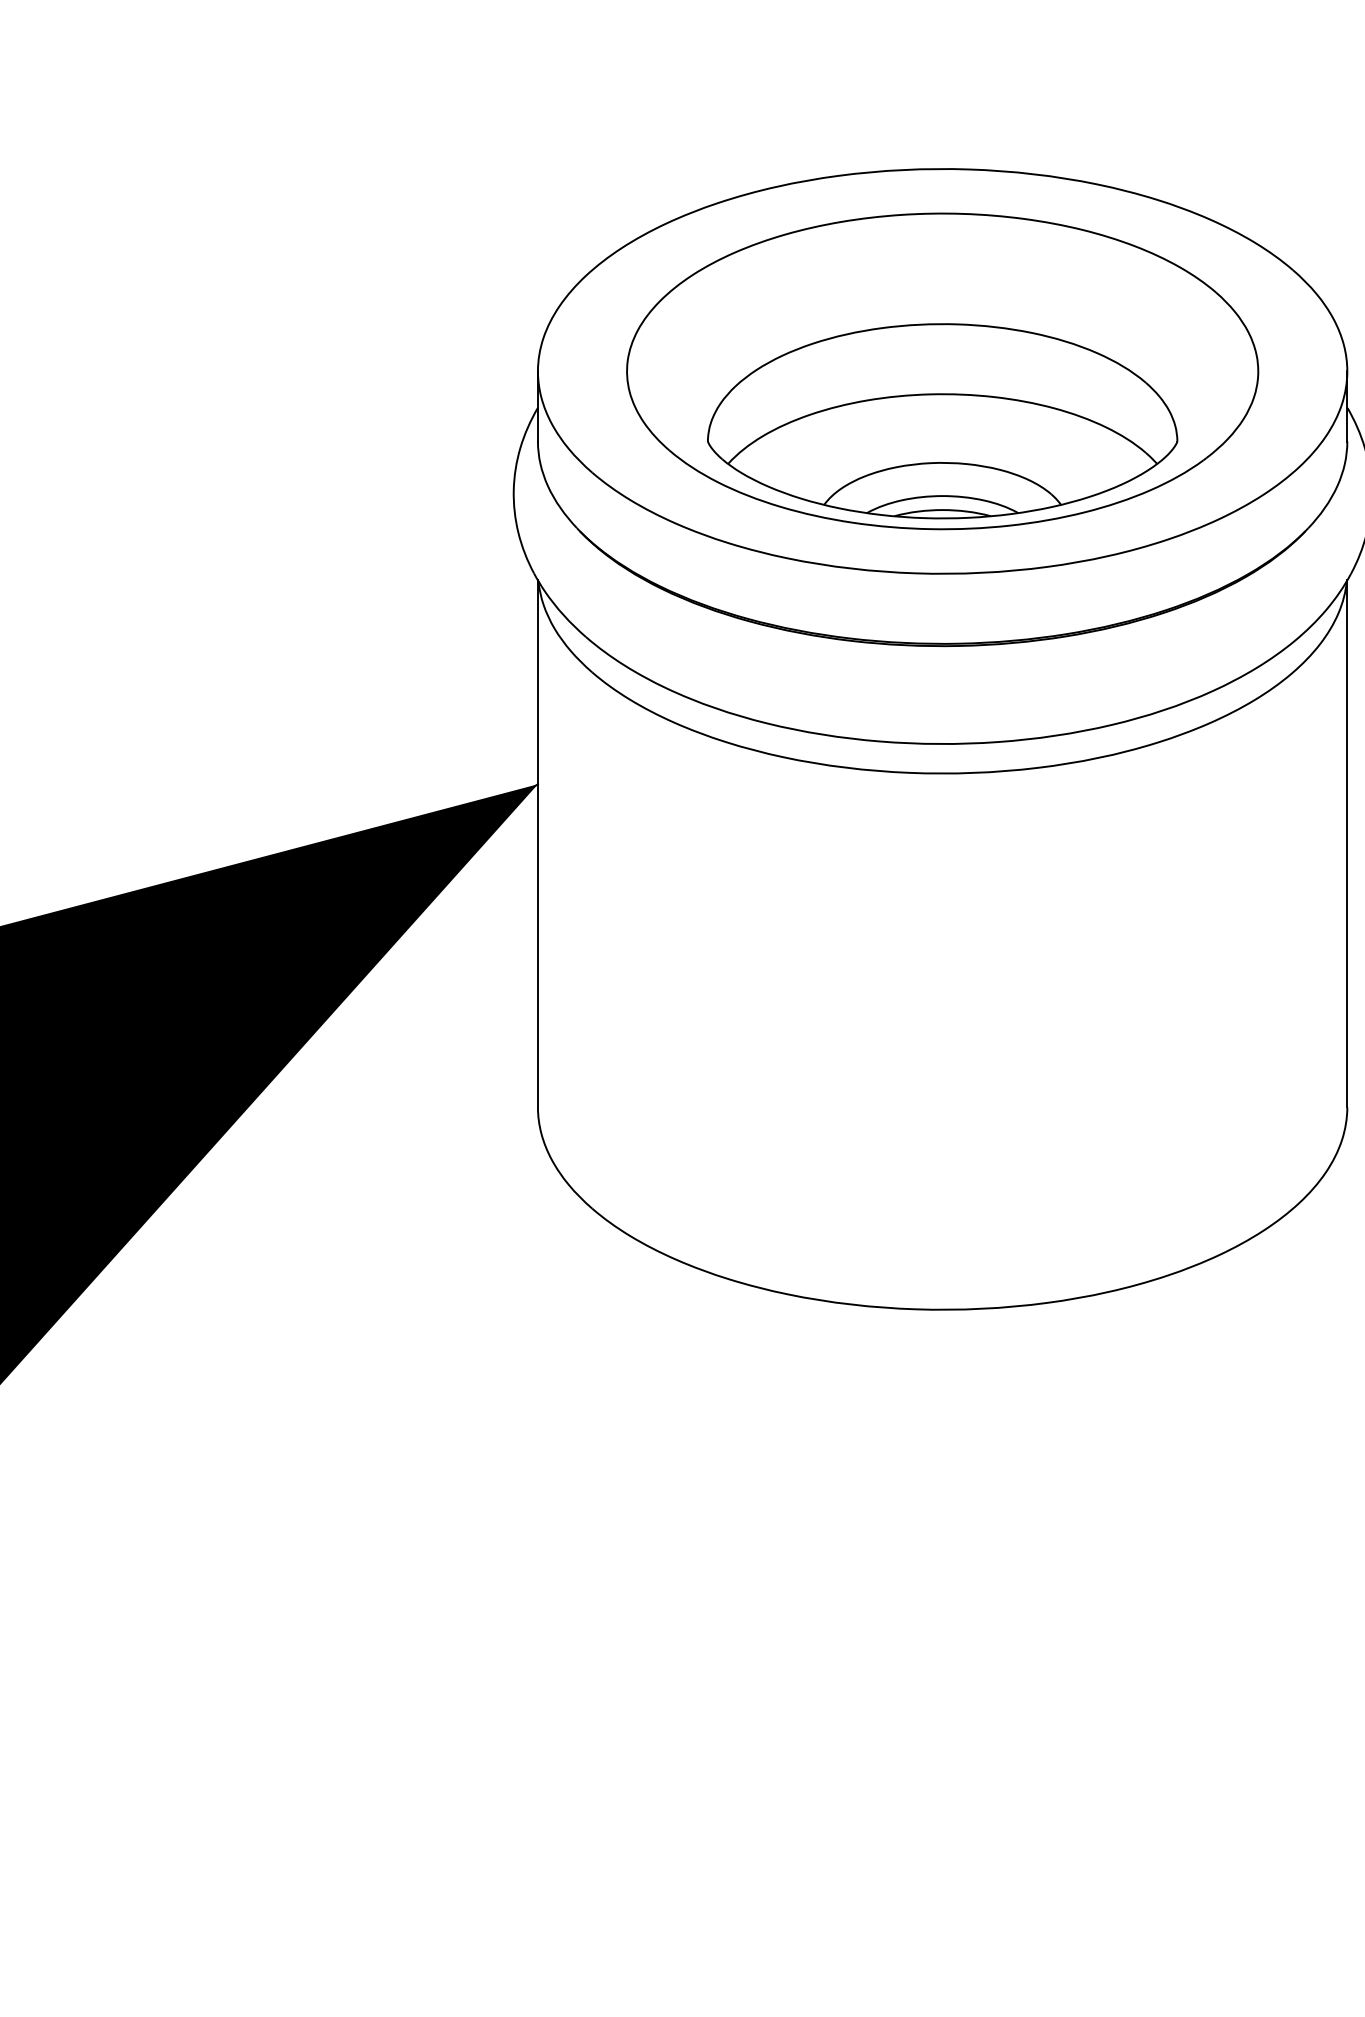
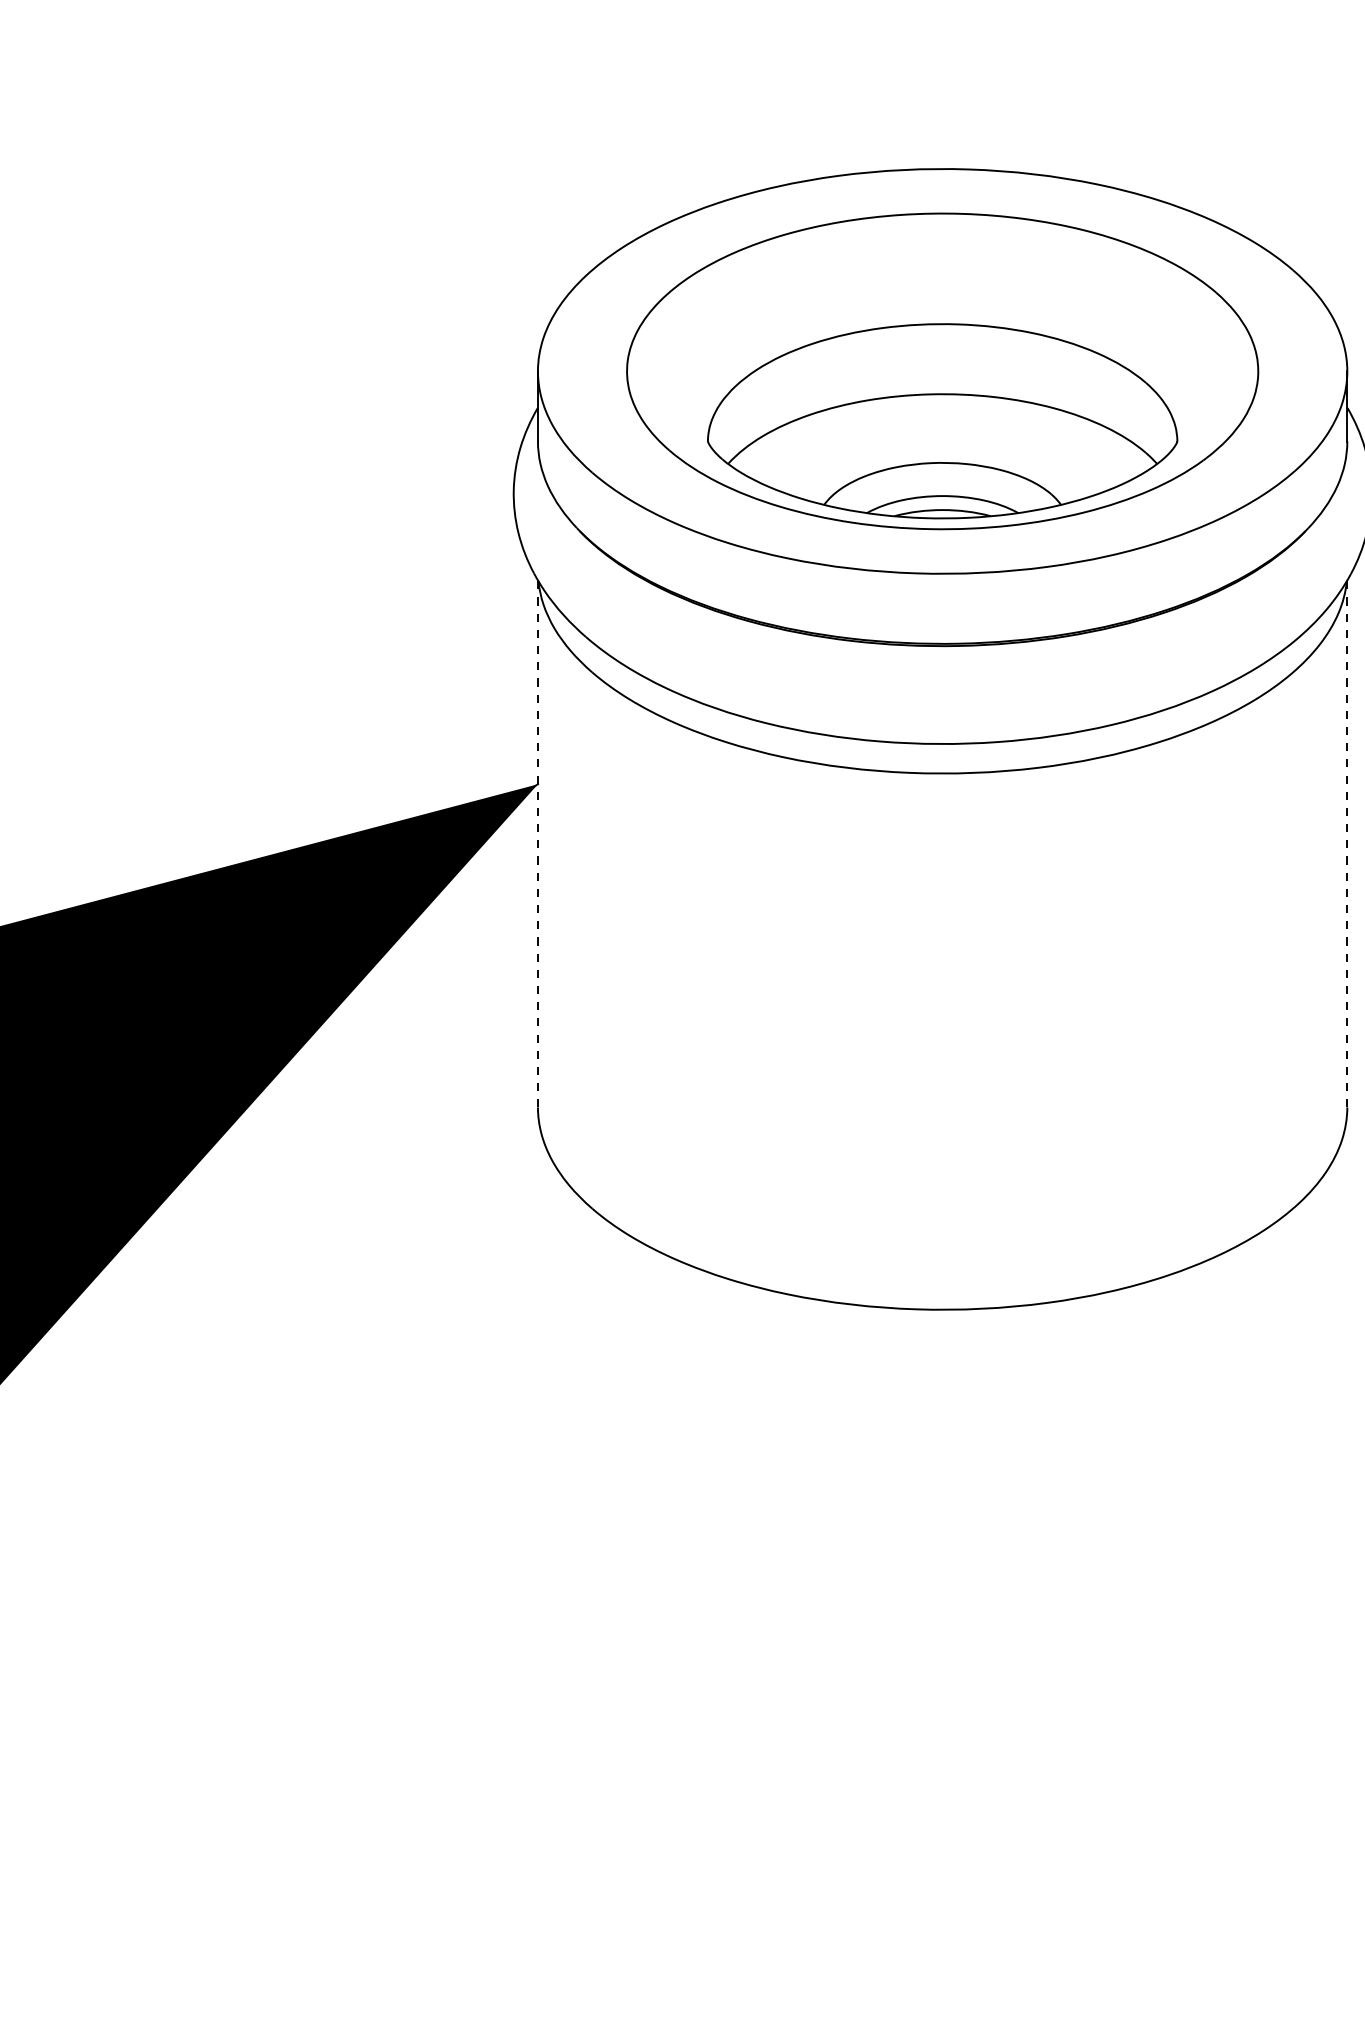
line: solid -> dashed (537, 843)
line: solid -> dashed (1347, 843)
